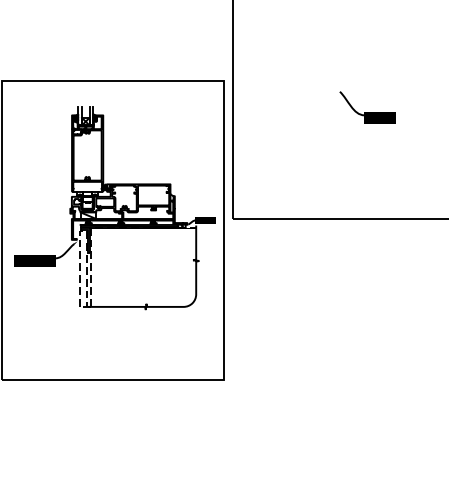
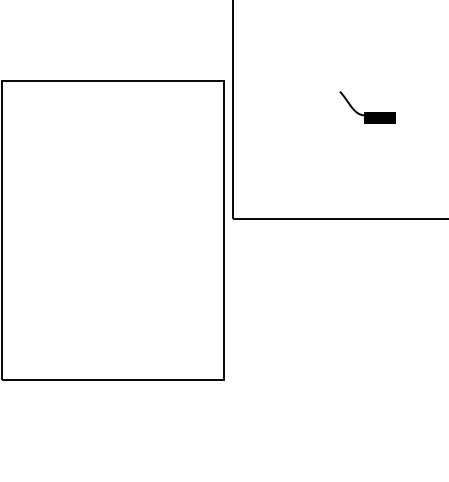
part: present -> none (114, 208)
